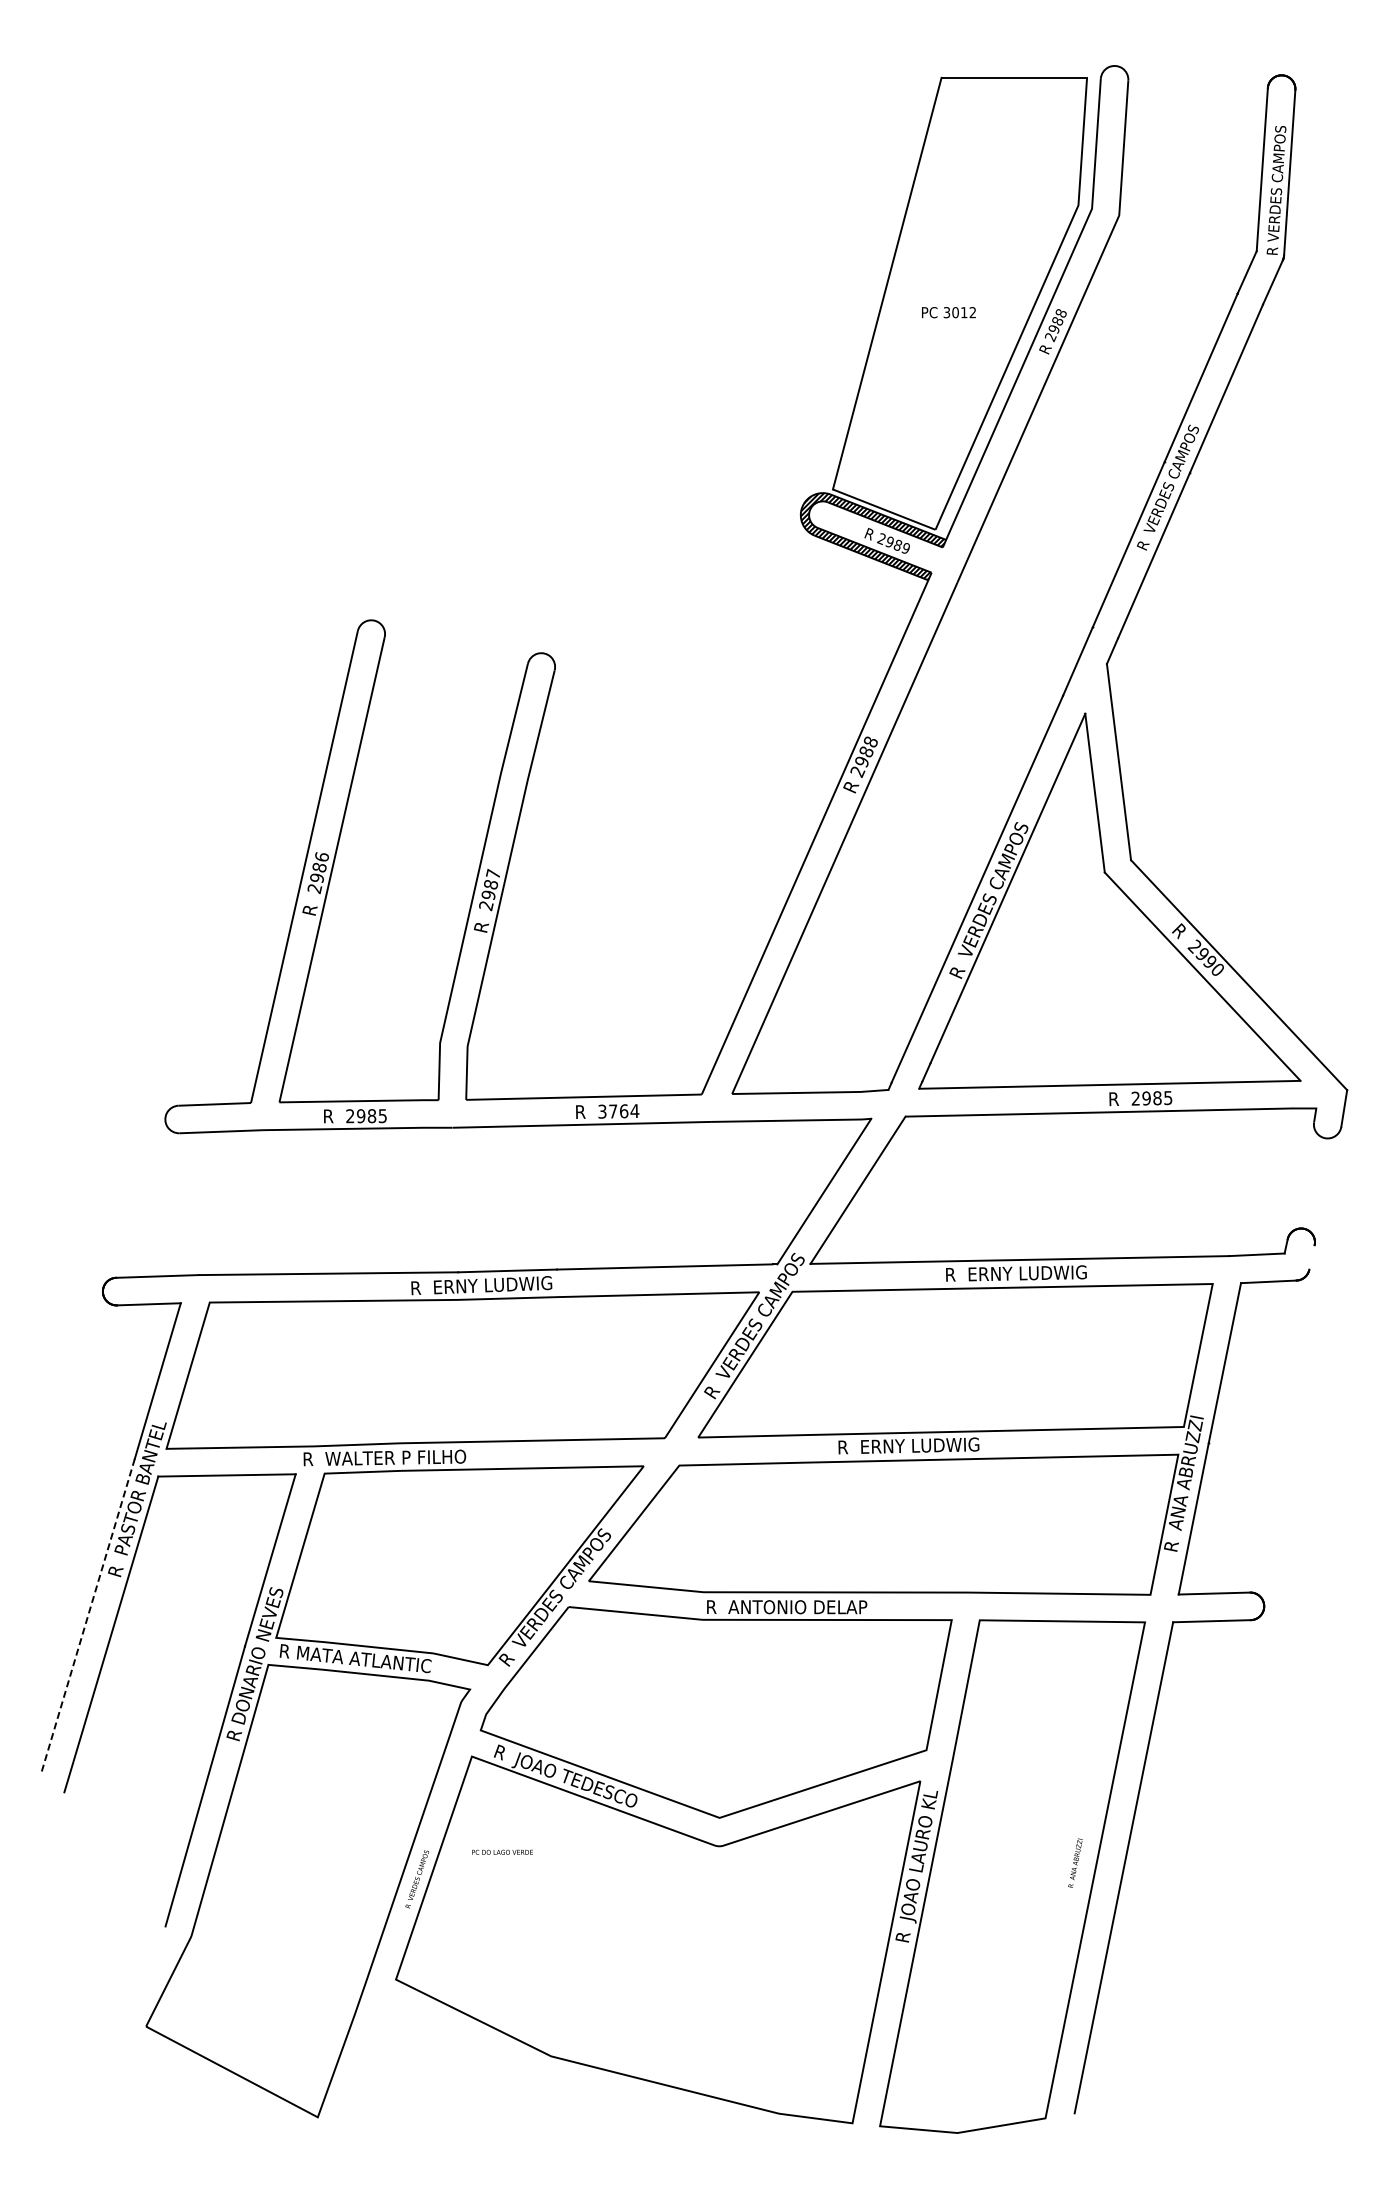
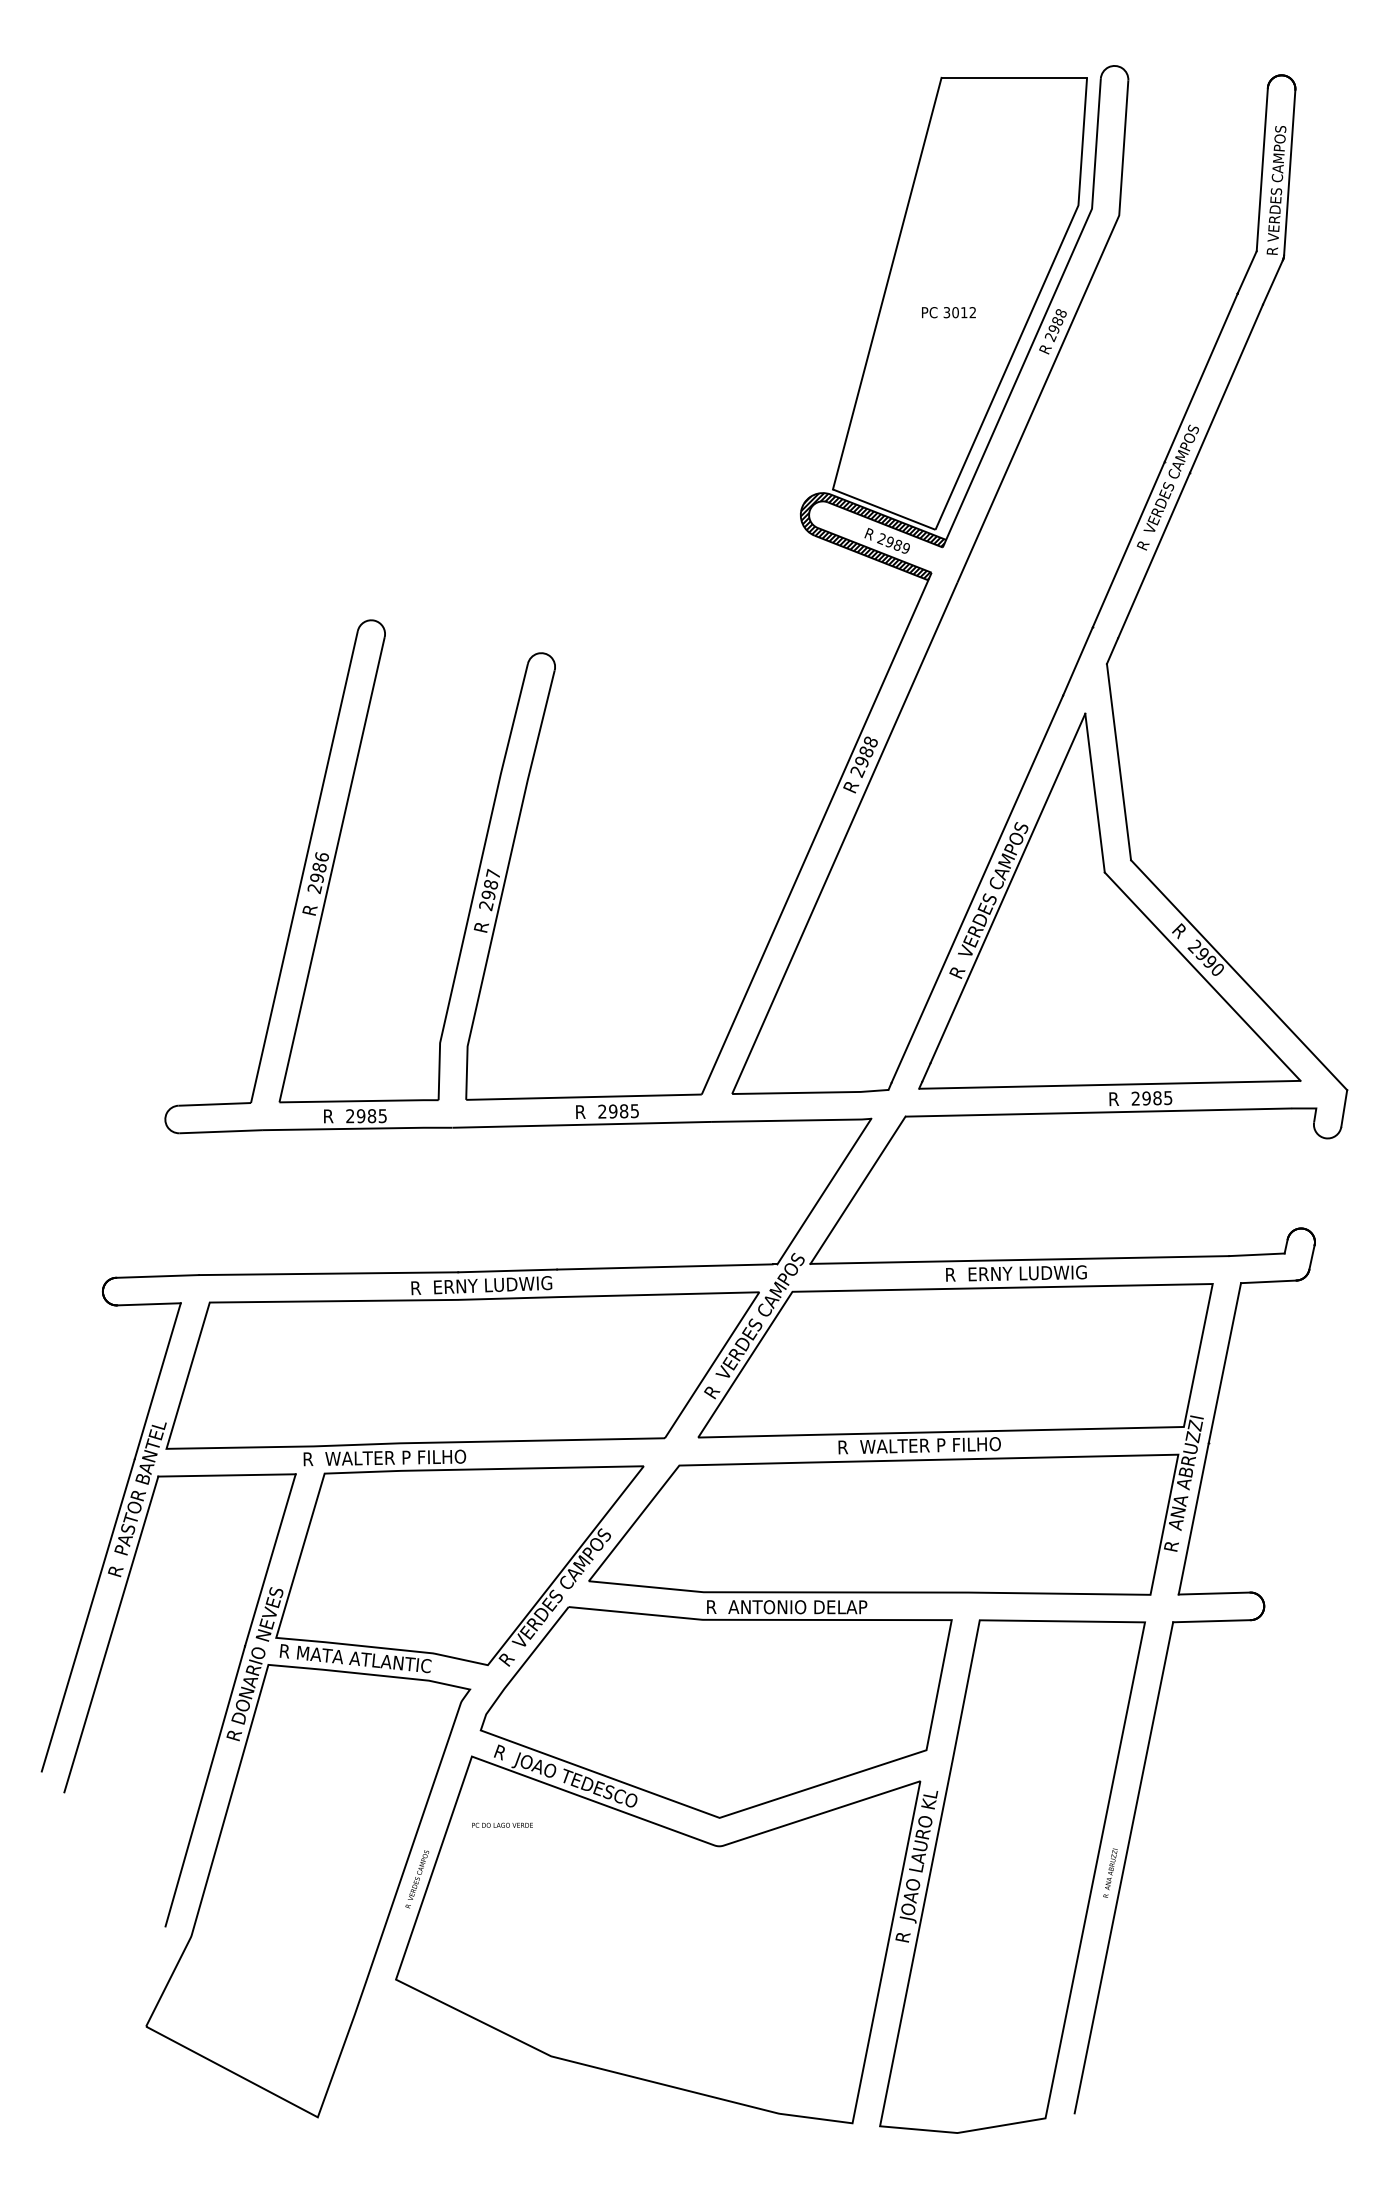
text: 3764 -> 2985 (618, 1111)
line: none -> present (1311, 1257)
text: R  ERNY LUDWIG -> R  WALTER P FILHO (930, 1445)
line: dashed -> solid (88, 1614)
text position: (502, 1851) -> (502, 1824) (502, 1824)
text position: (1075, 1862) -> (1110, 1872) (1110, 1872)
